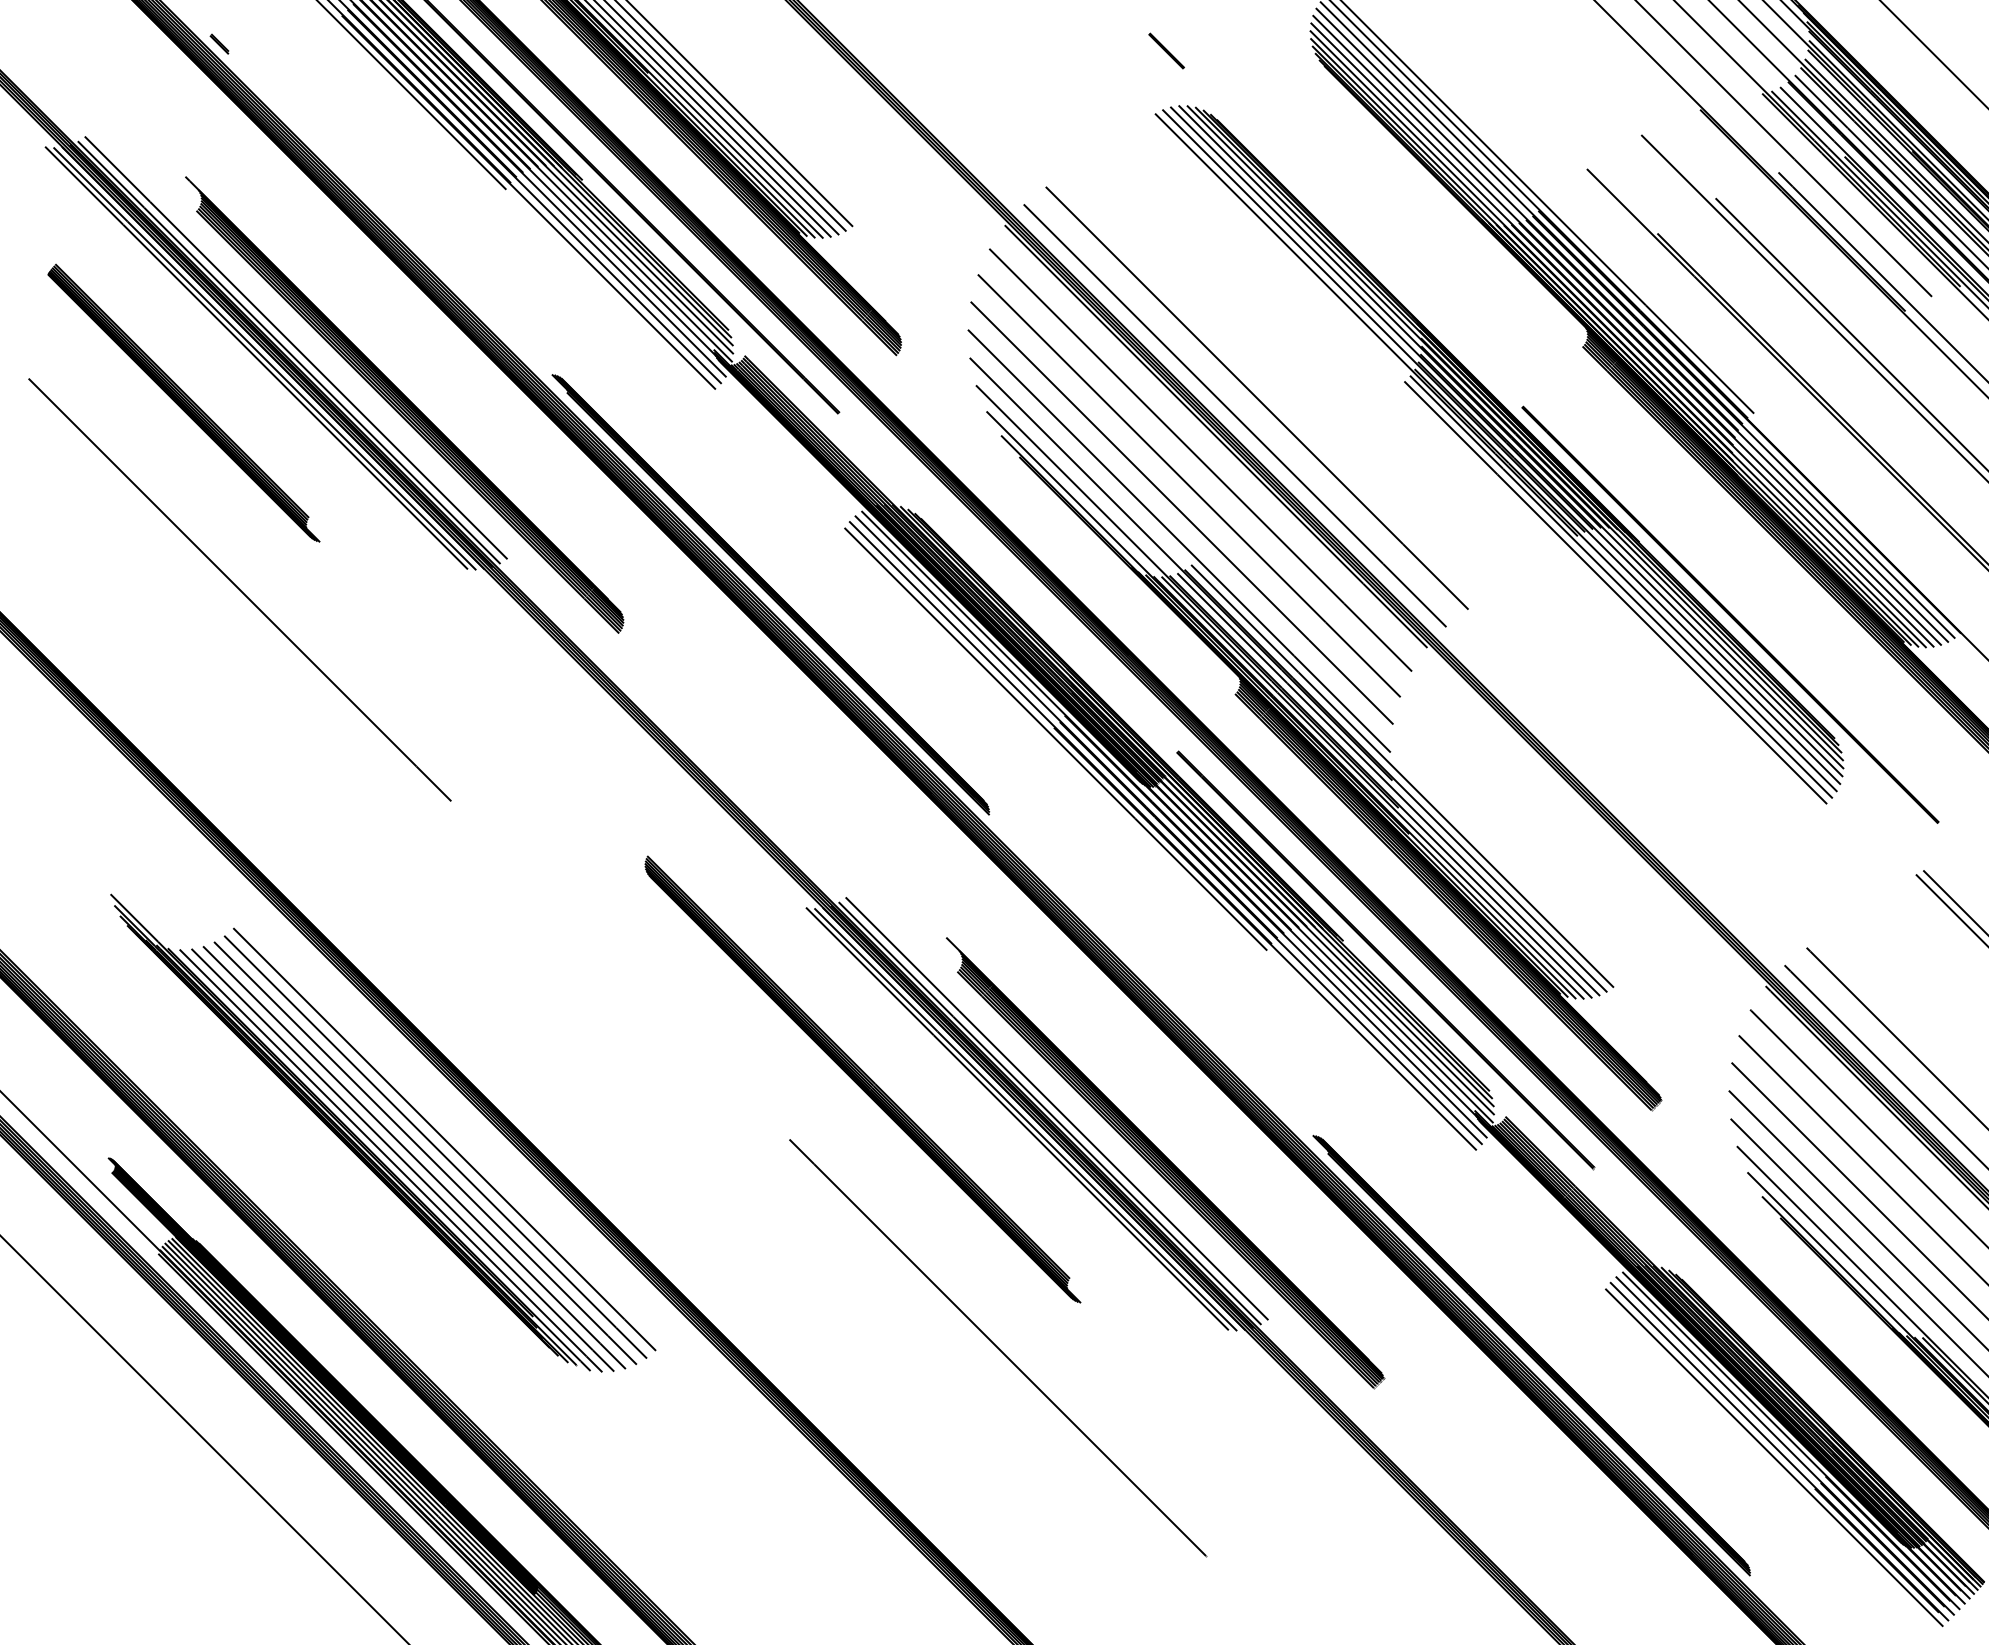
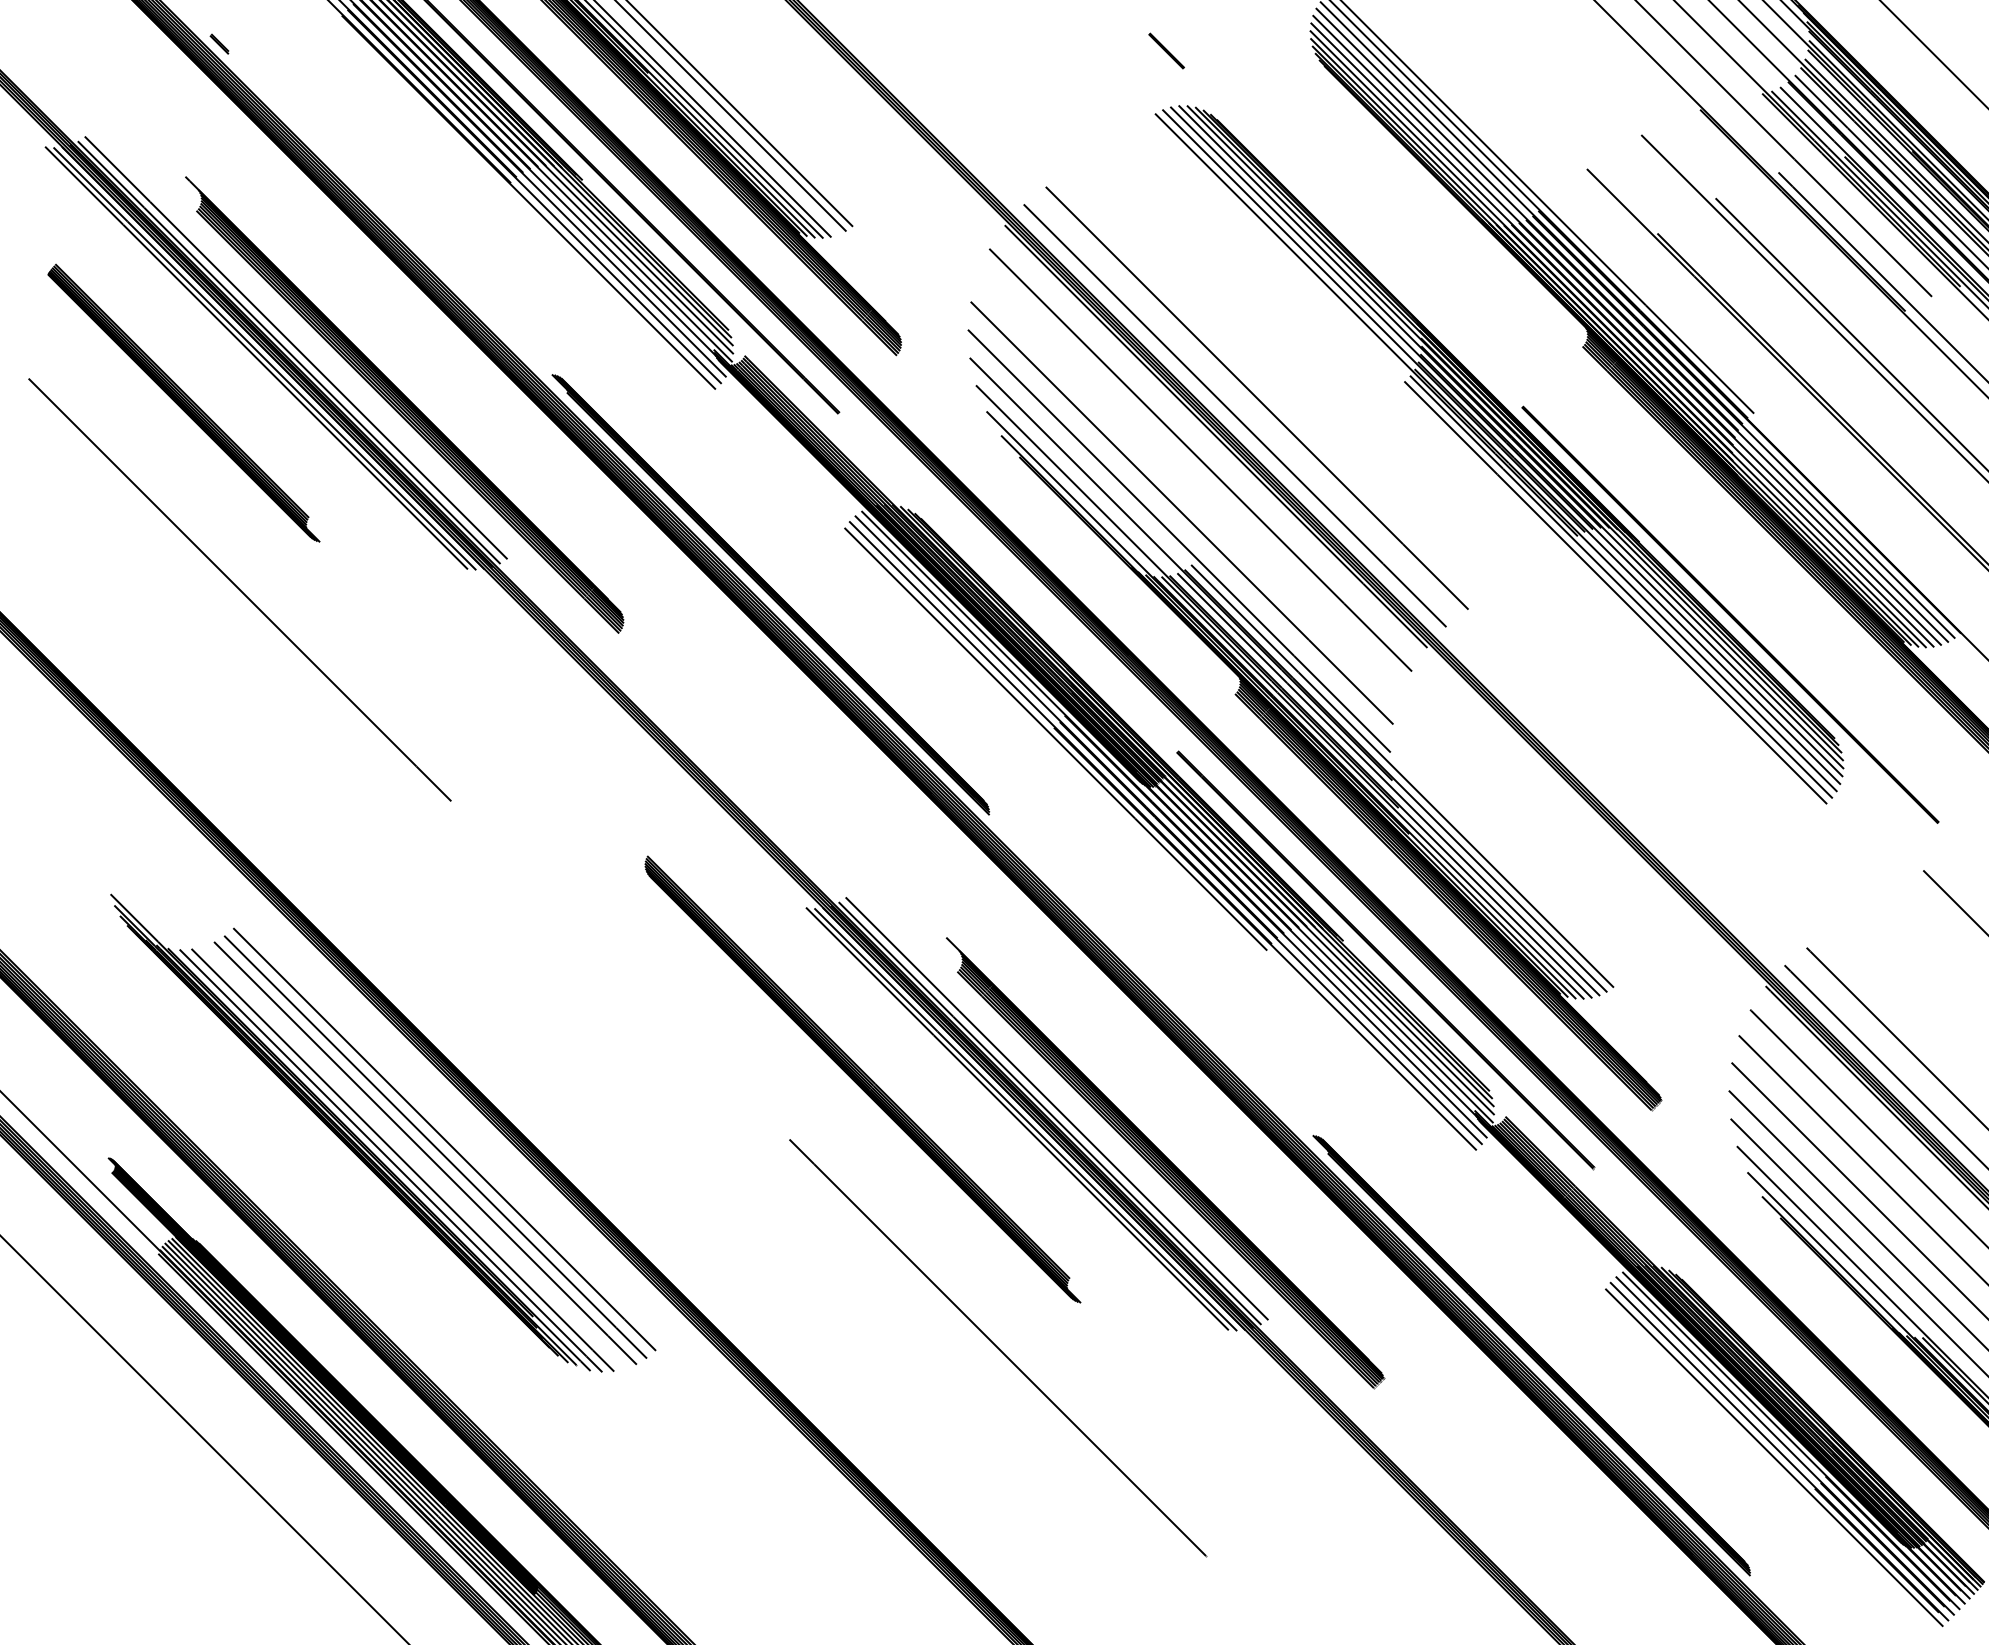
line: present -> none (412, 95)
line: present -> none (722, 118)
line: present -> none (1188, 485)
line: present -> none (1950, 908)
line: present -> none (414, 1157)
